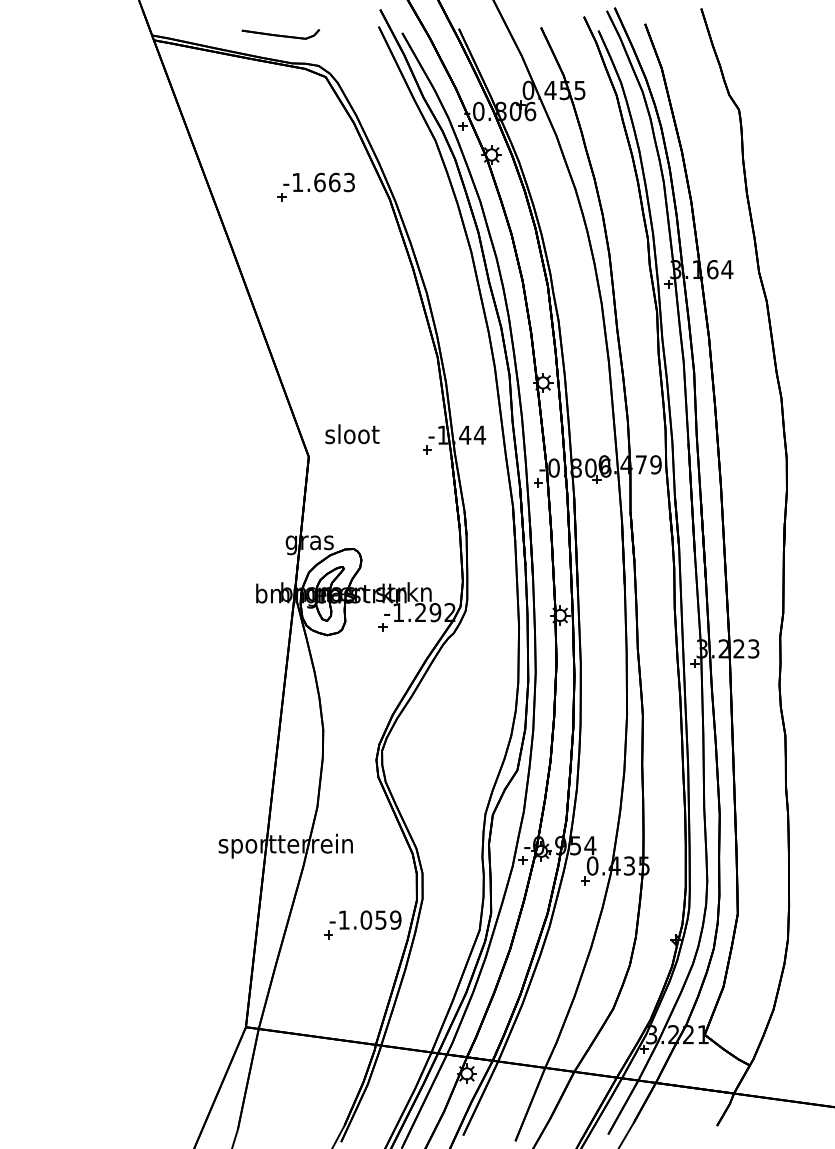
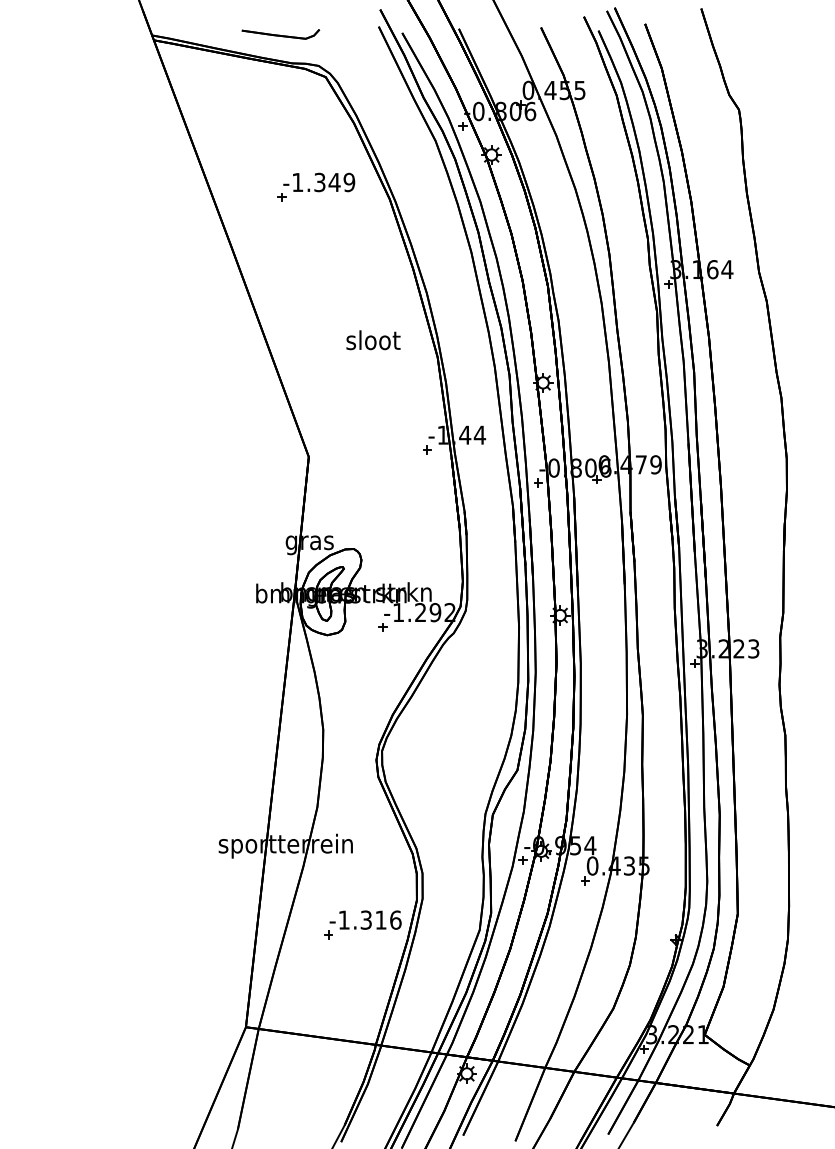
text: -1.663 -> -1.349 (334, 182)
text position: (352, 434) -> (373, 340) (373, 340)
text: -1.059 -> -1.316 (380, 919)
